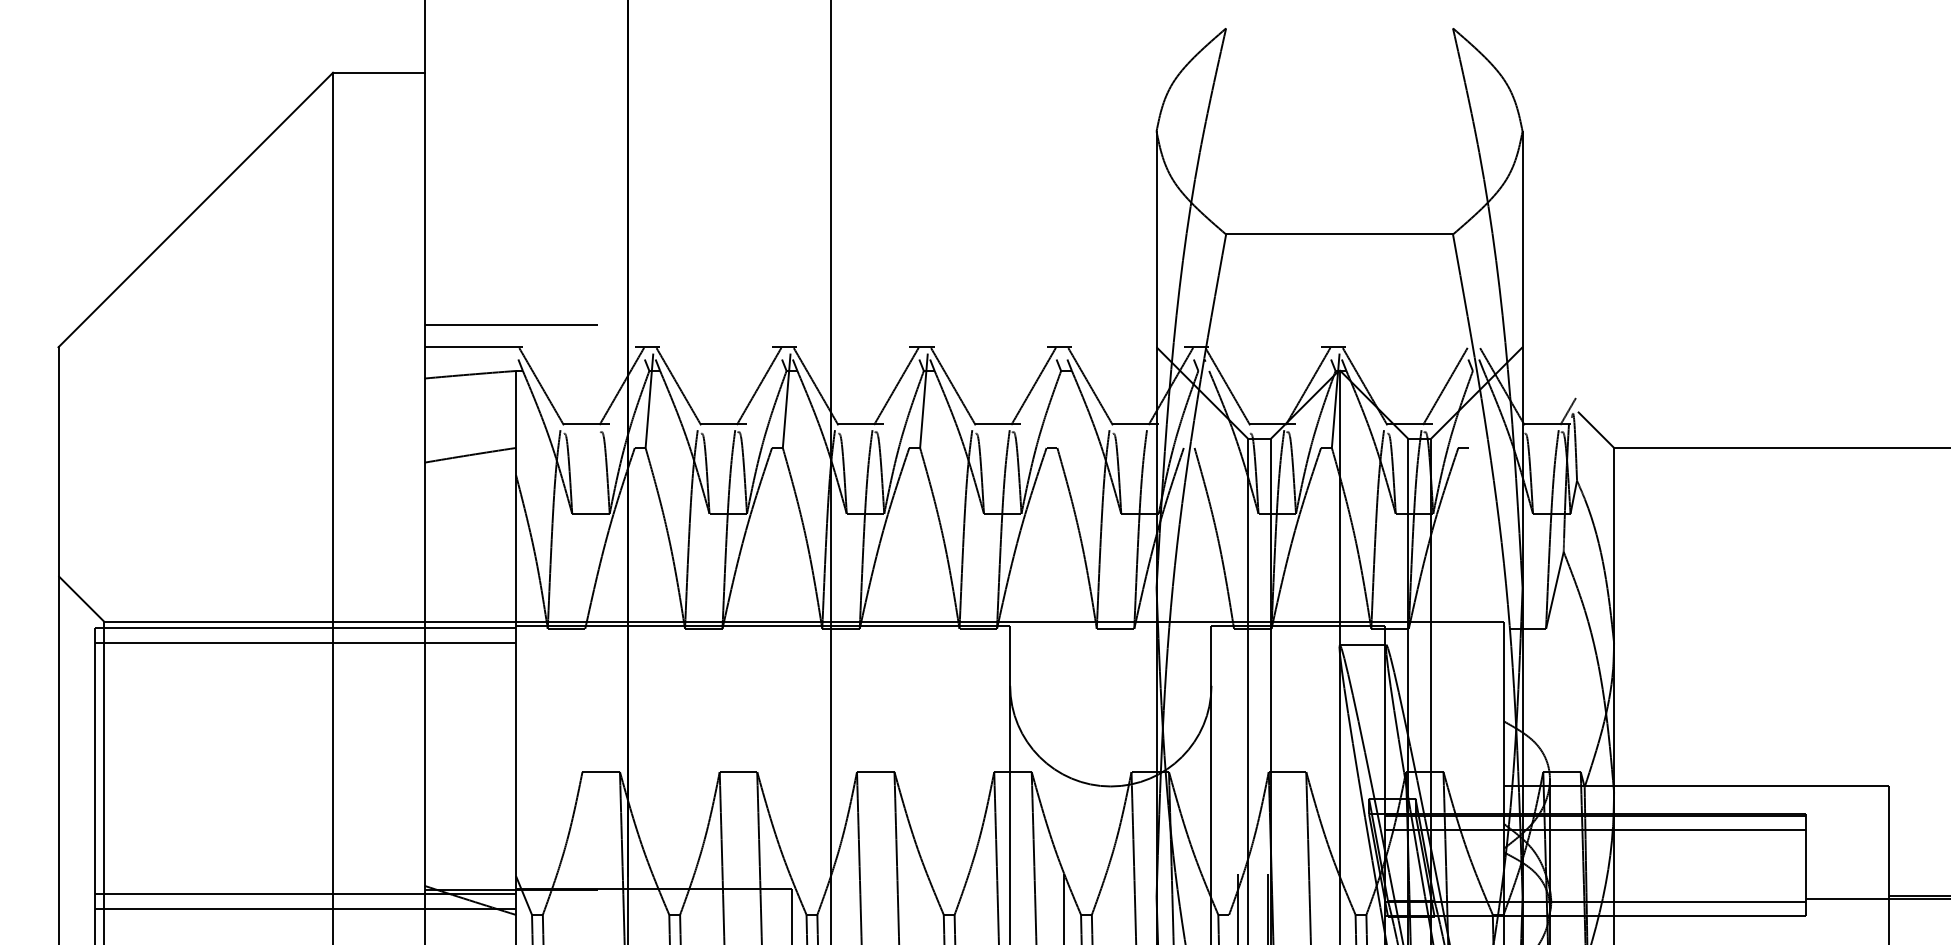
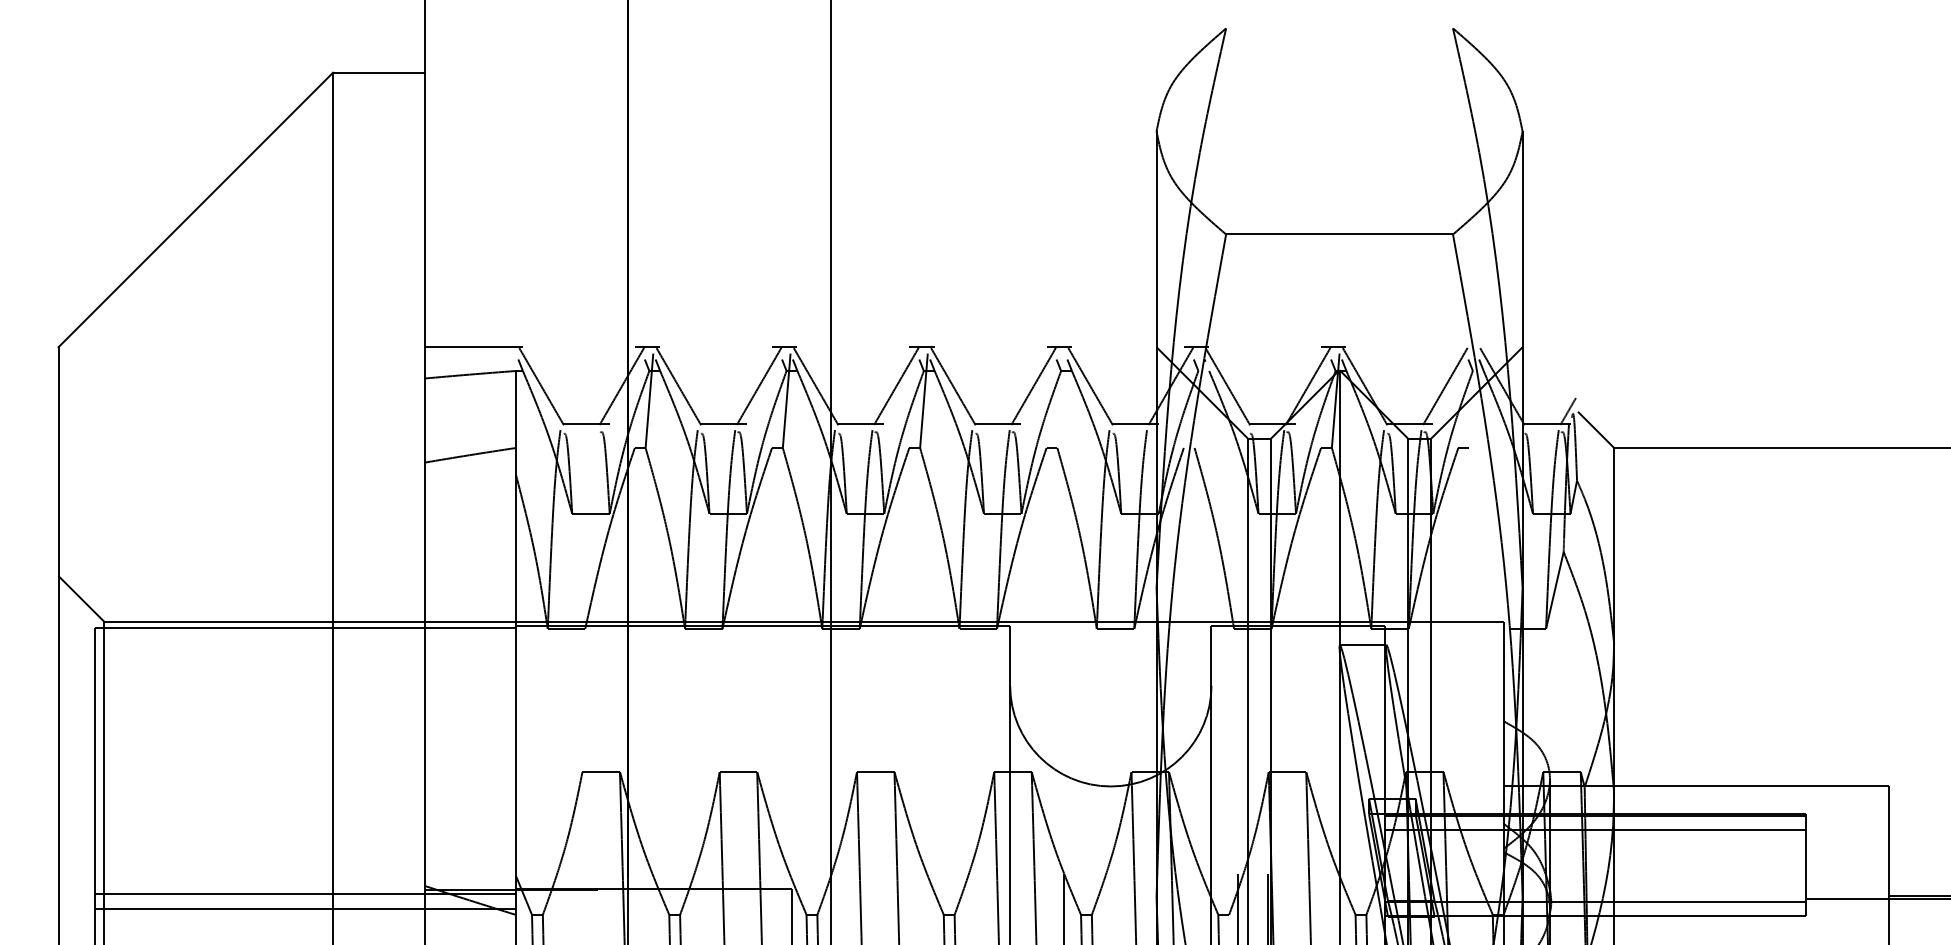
line: present -> none (511, 325)
line: present -> none (305, 643)
